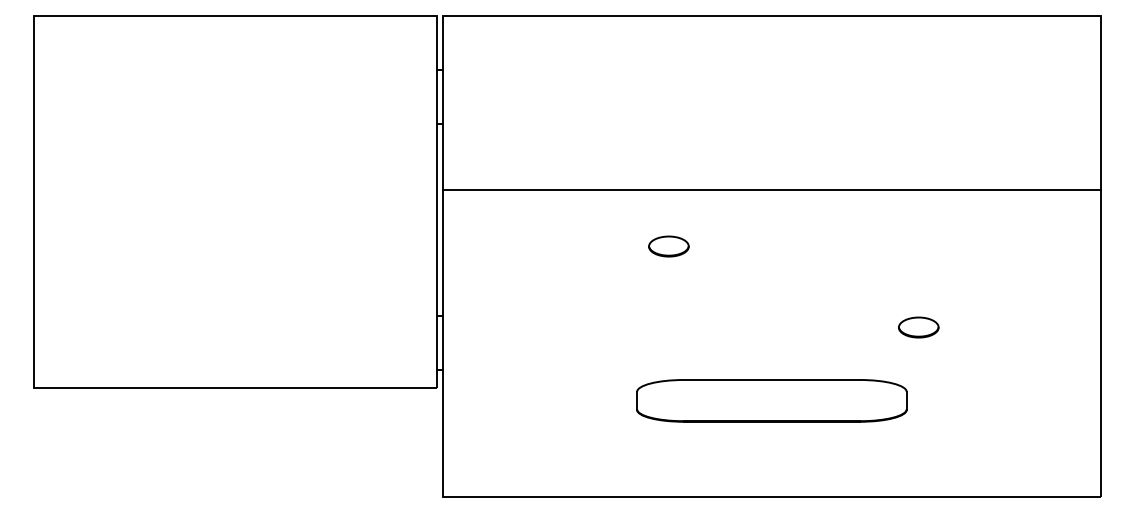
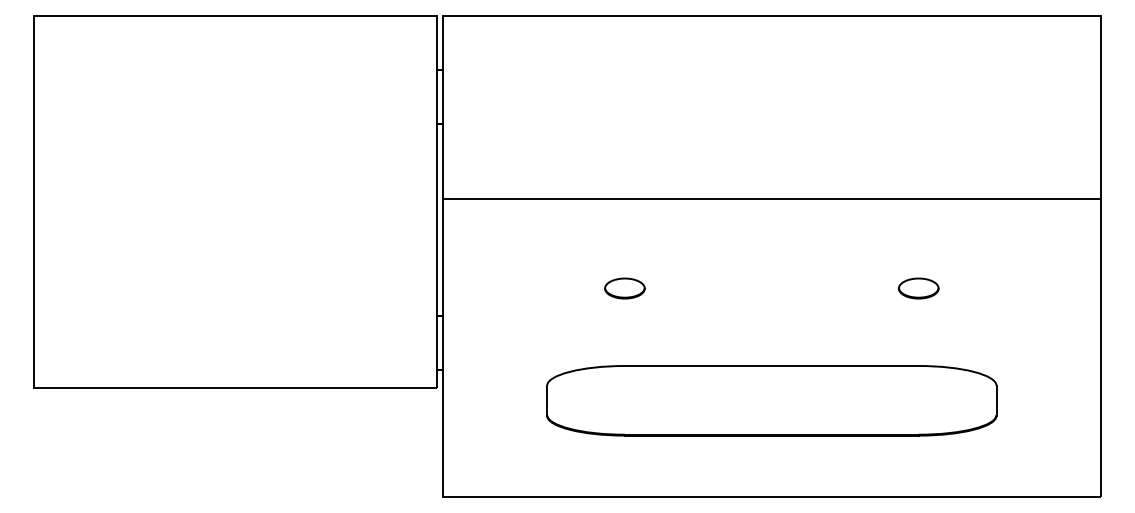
line position: (771, 189) -> (771, 198) (771, 198)
part position: (668, 246) -> (624, 288) (624, 288)
part position: (918, 327) -> (918, 288) (918, 288)
part size: 272x44 px -> 452x72 px (771, 400)
